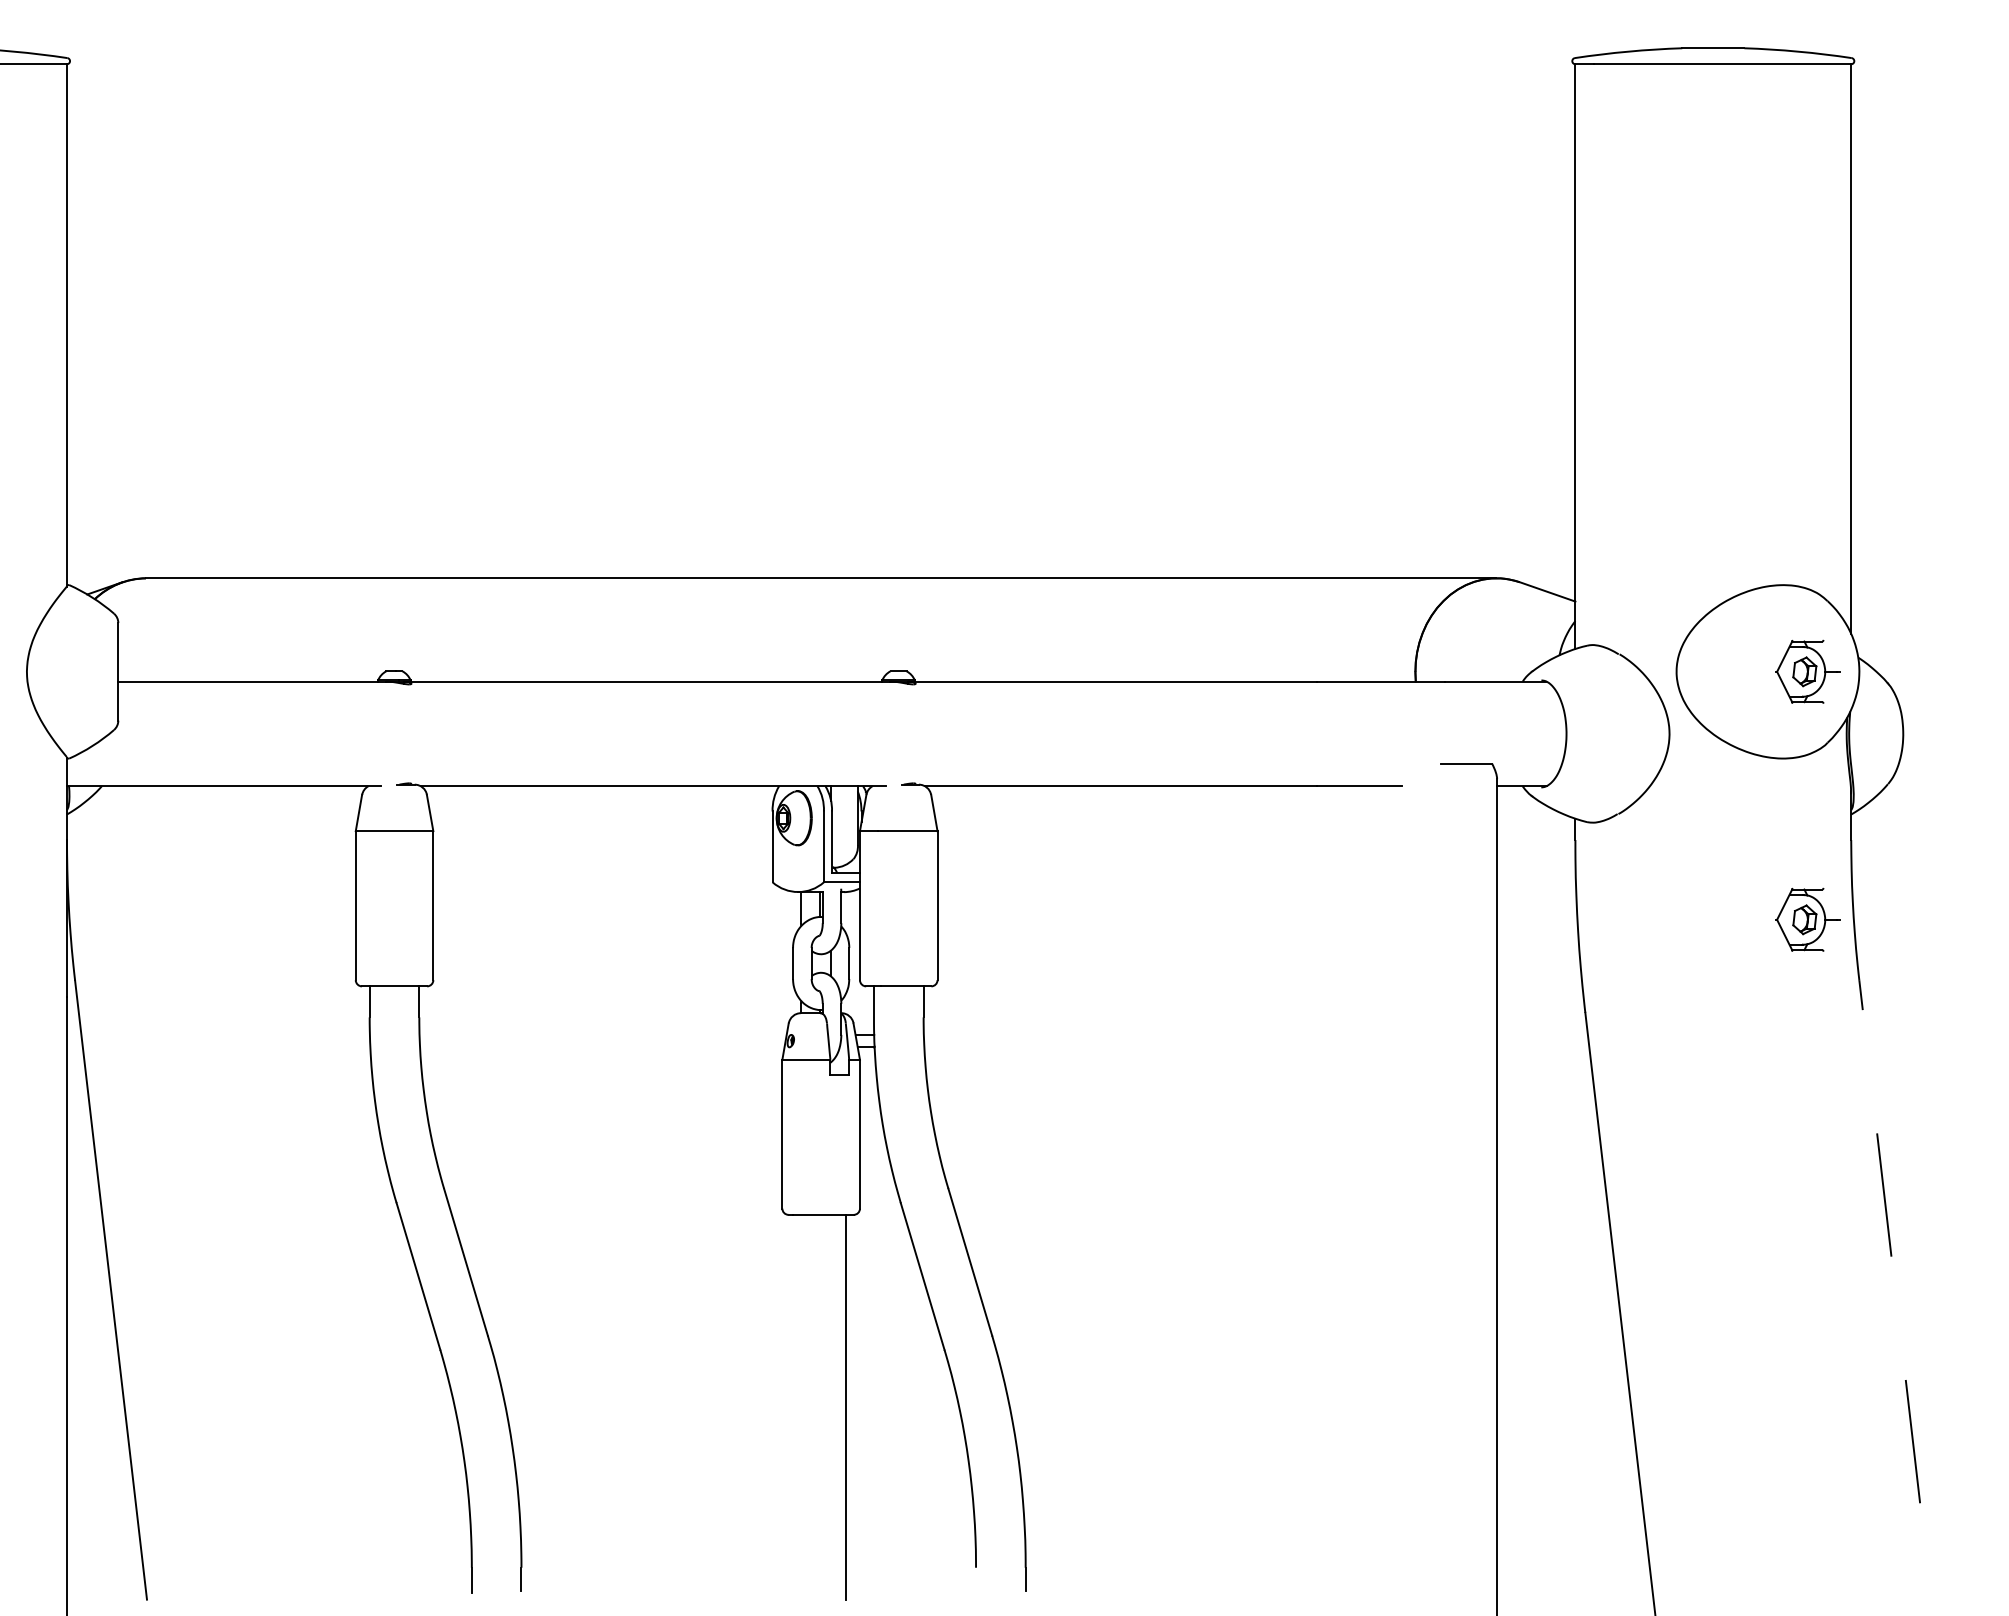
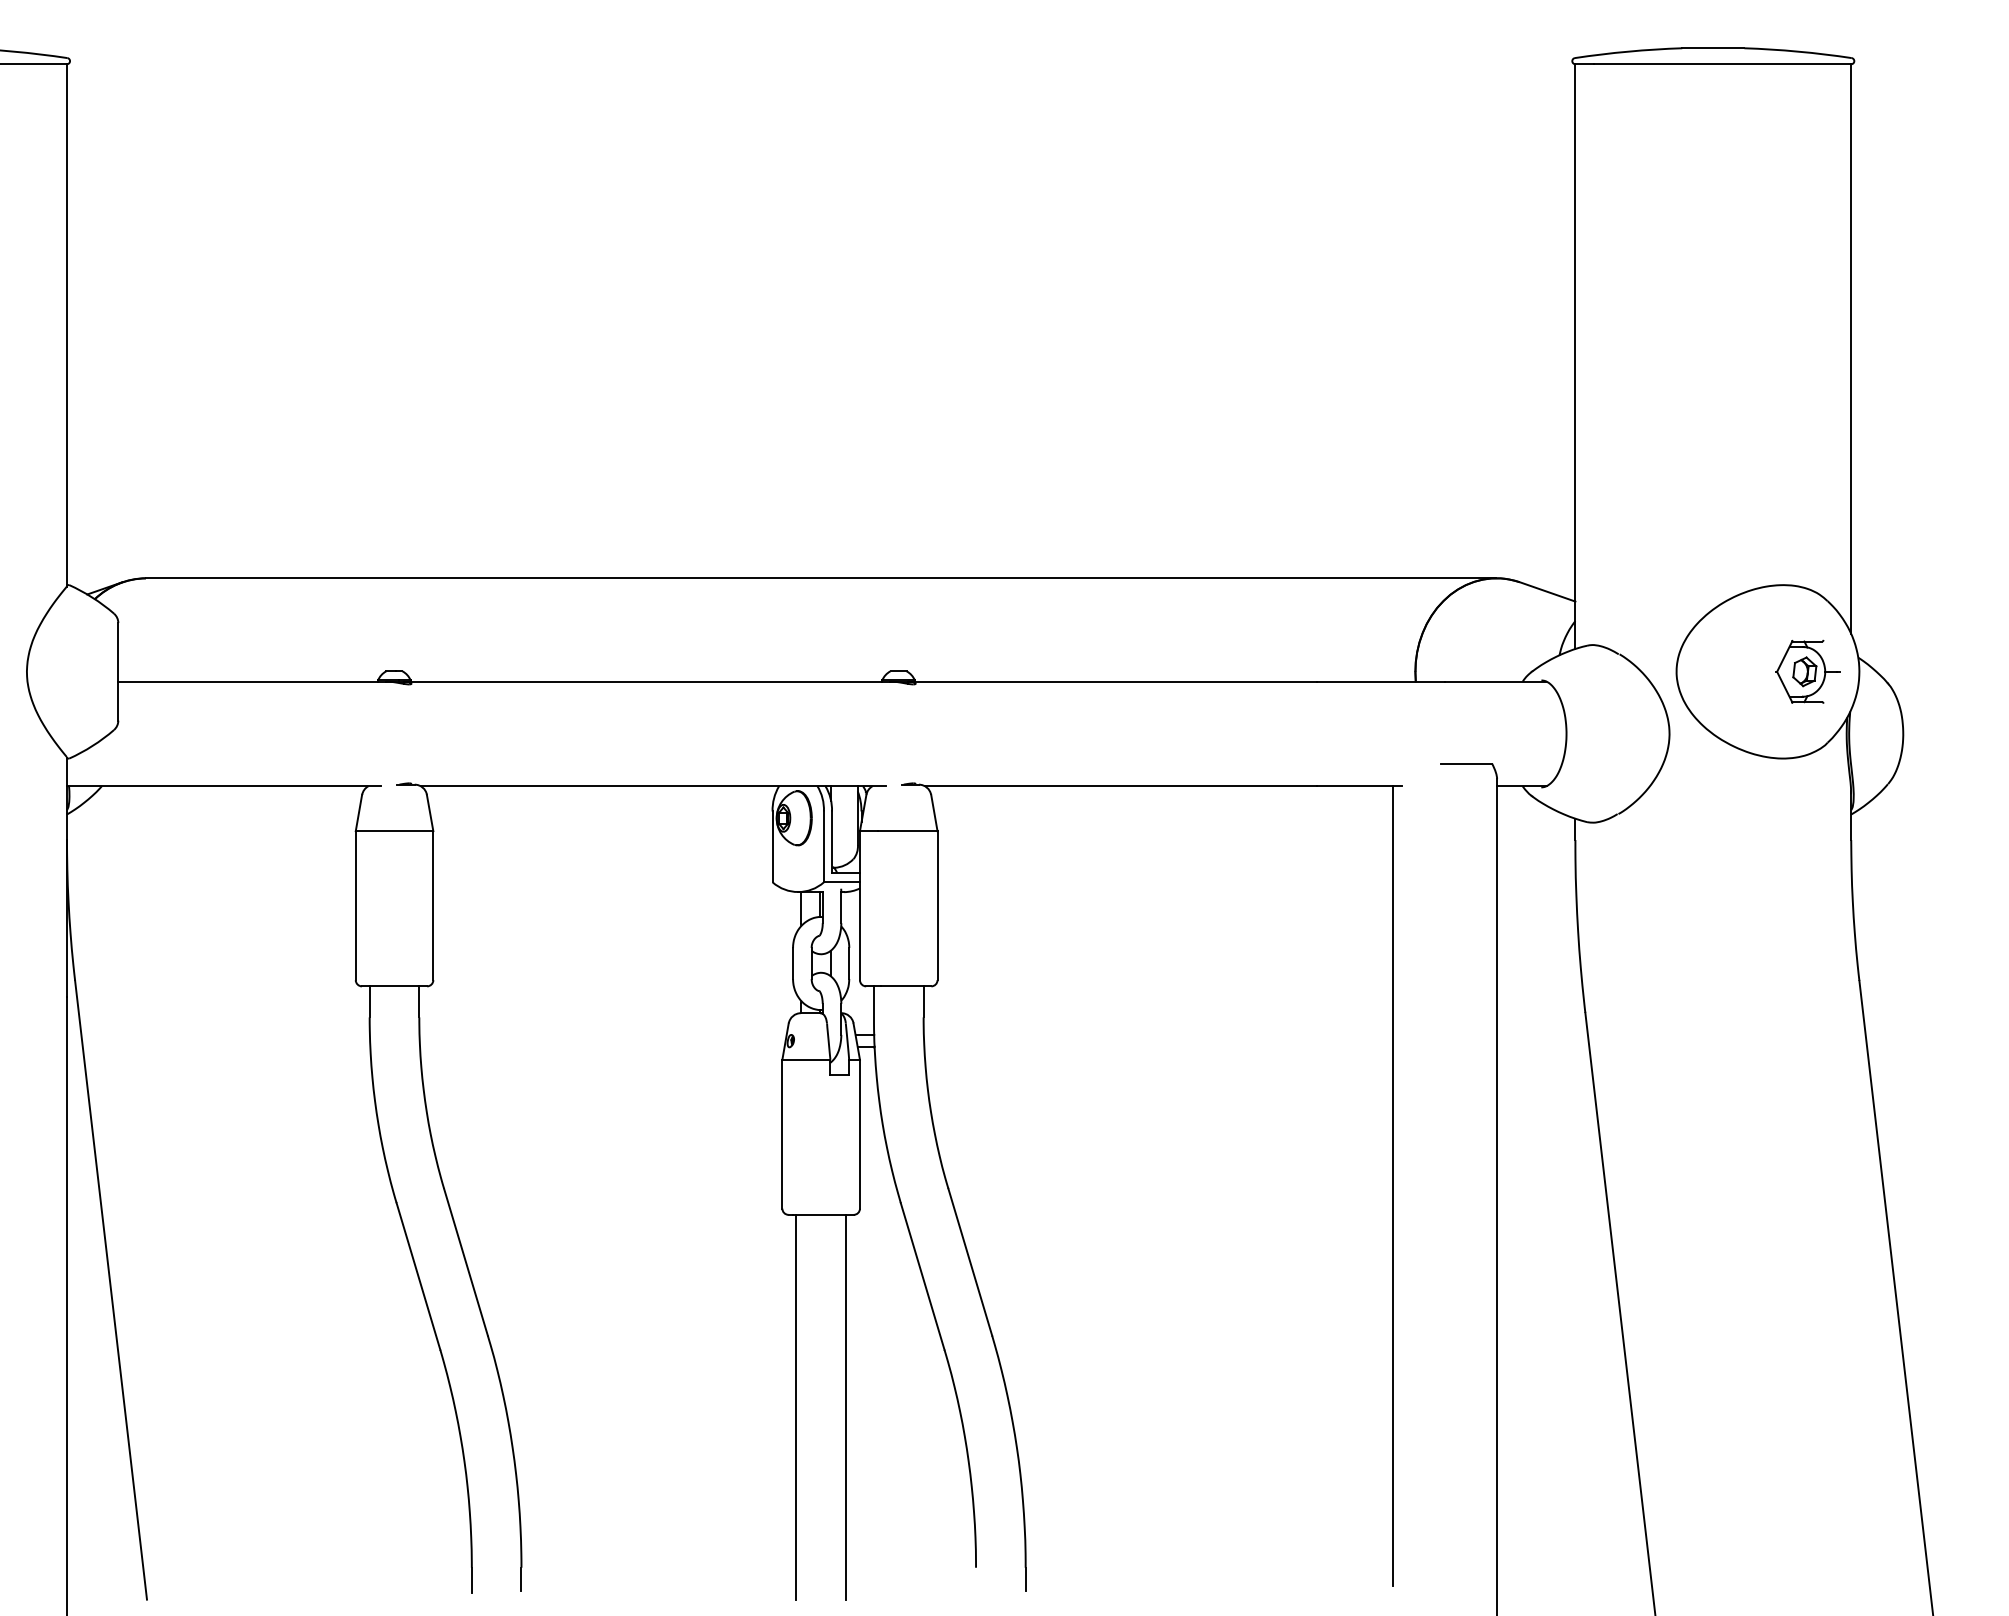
part: present -> none (1807, 919)
line: none -> present (1392, 1185)
line: dashed -> solid (1896, 1298)
line: none -> present (796, 1406)
